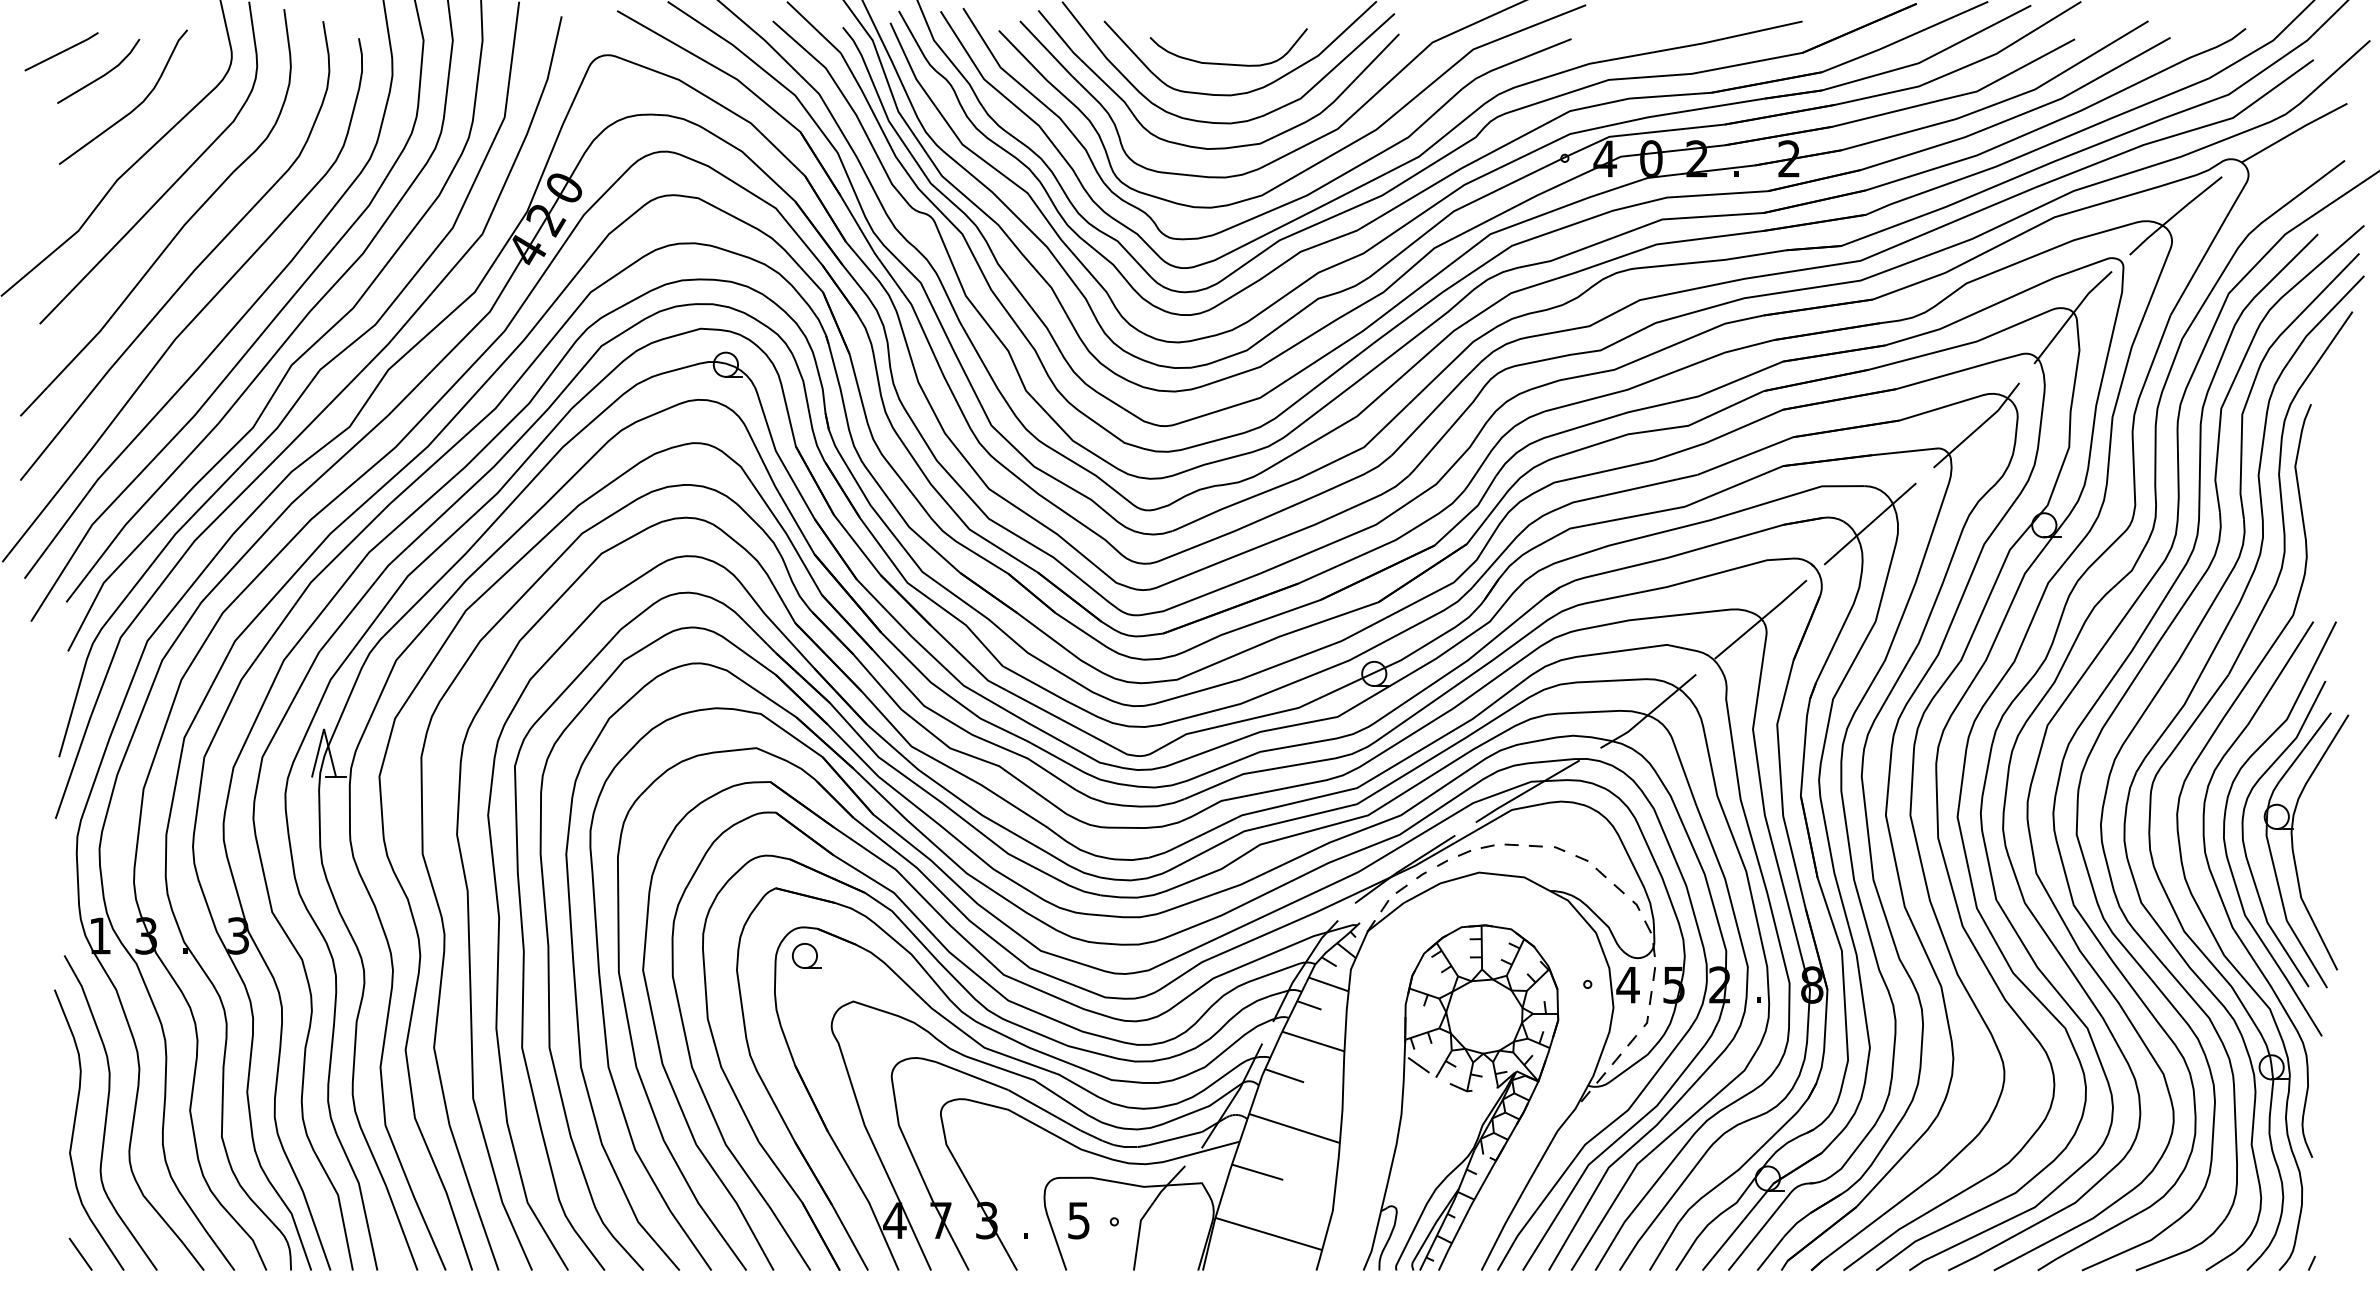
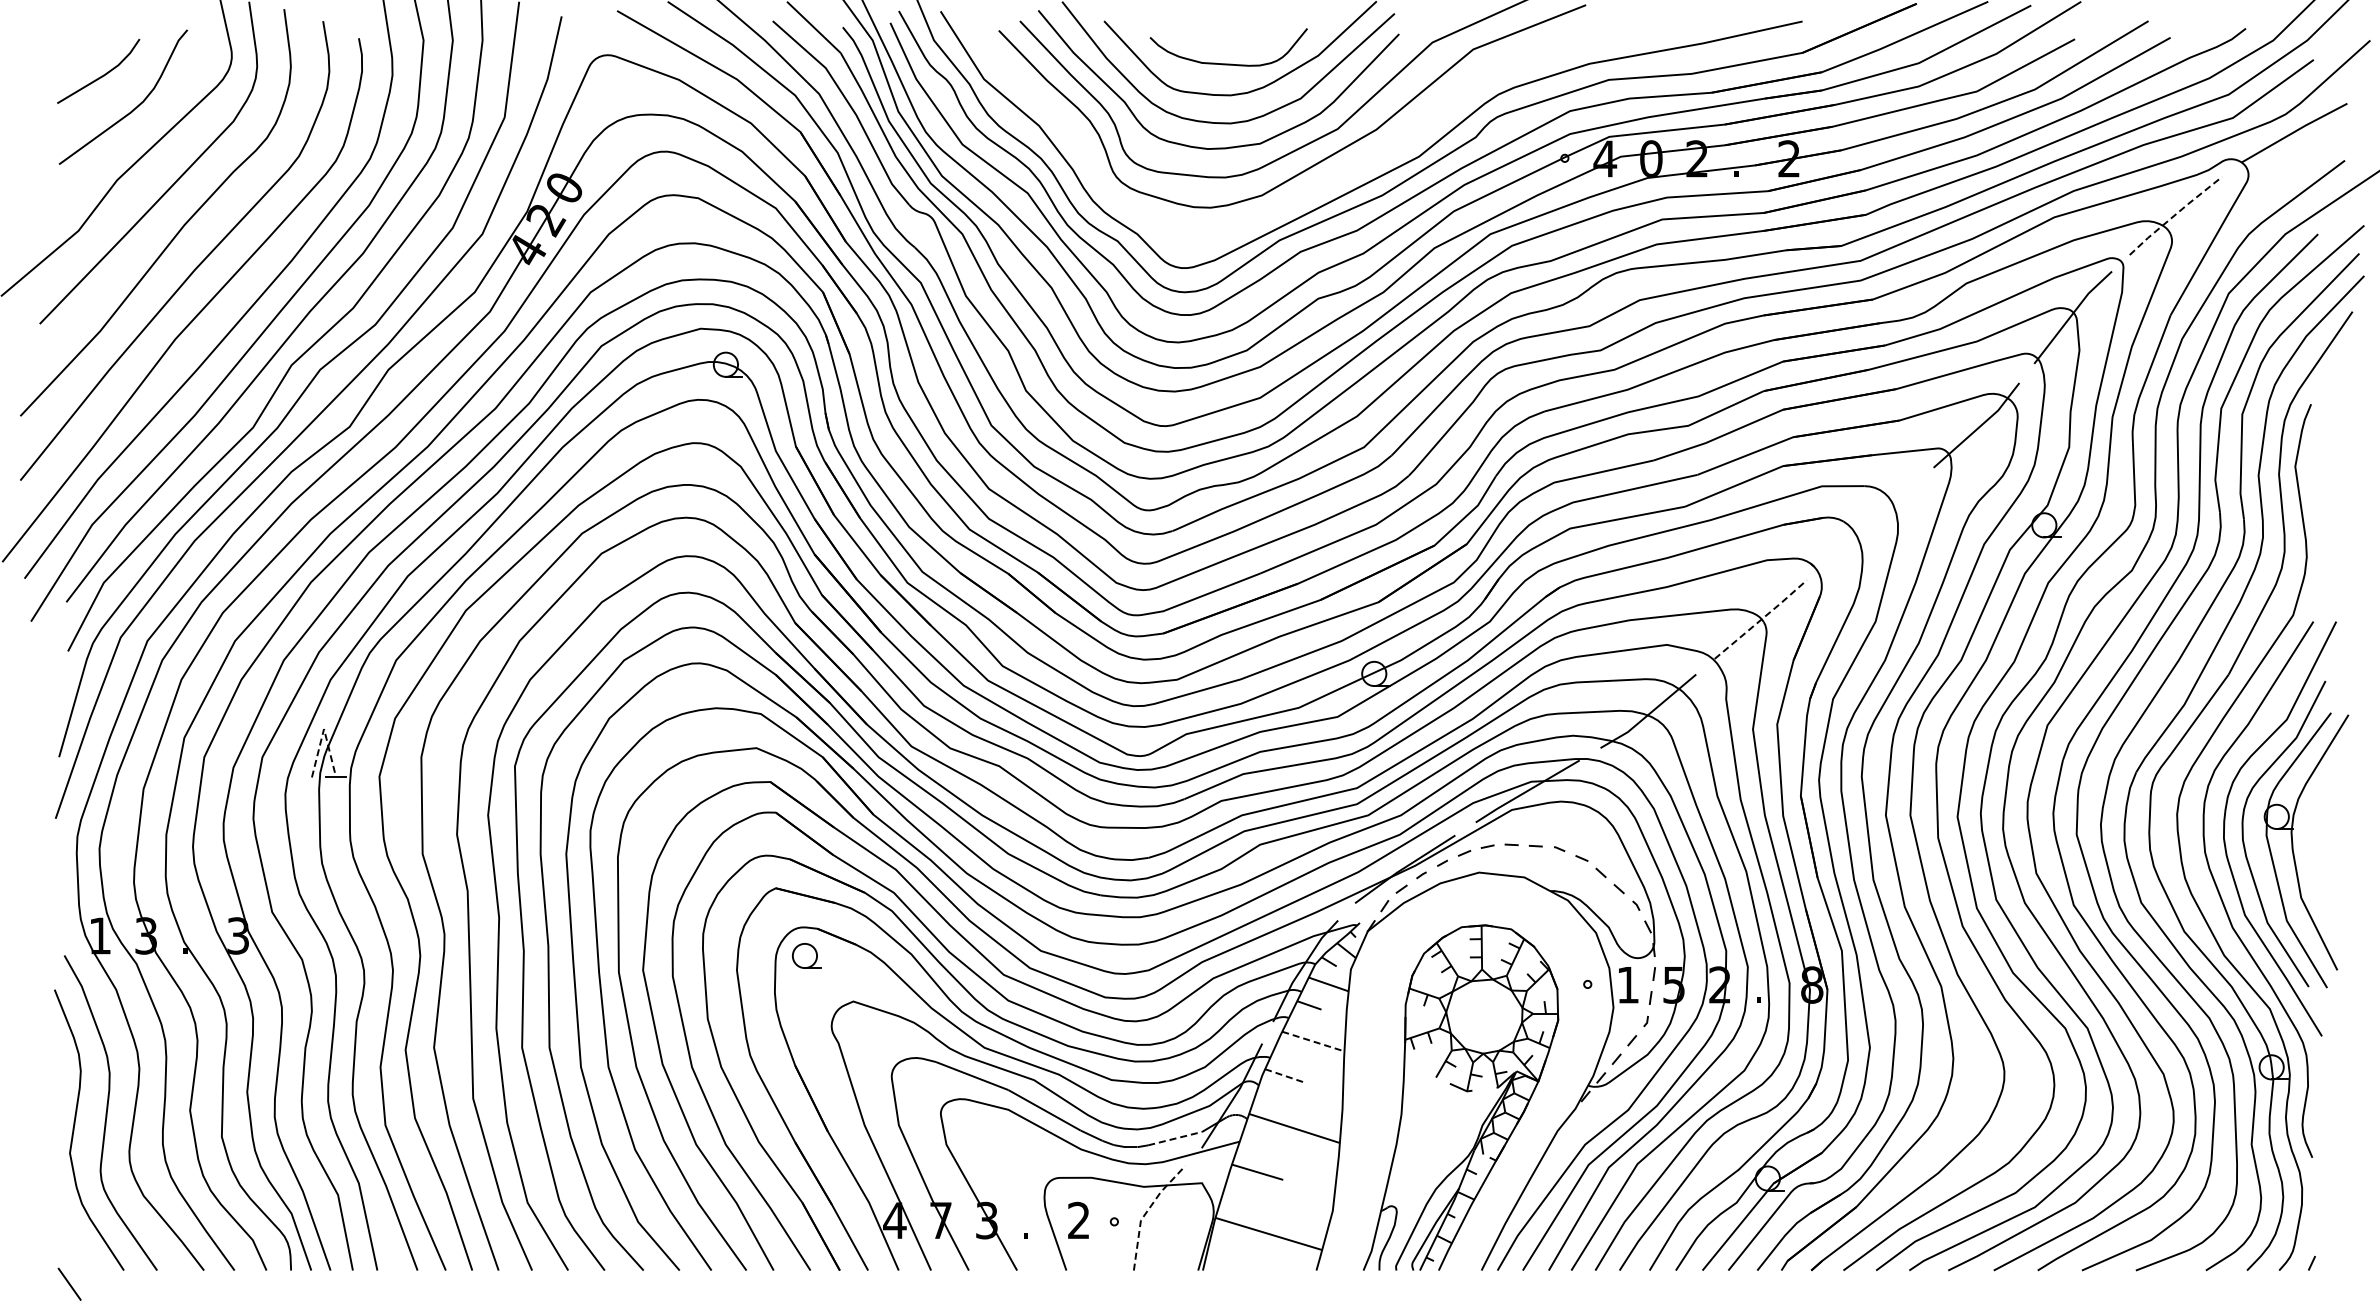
line: present -> none (61, 51)
curve: present -> none (1301, 196)
line: solid -> dashed (2175, 215)
line: present -> none (1869, 523)
line: solid -> dashed (1762, 619)
line: solid -> dashed (324, 729)
text: 4 -> 1 (1627, 985)
line: solid -> dashed (1313, 1041)
line: present -> none (1418, 1065)
line: solid -> dashed (1284, 1075)
line: solid -> dashed (1175, 1138)
line: solid -> dashed (1146, 1212)
text: 5 -> 2 (1078, 1220)
line position: (80, 1253) -> (69, 1283) (69, 1283)
